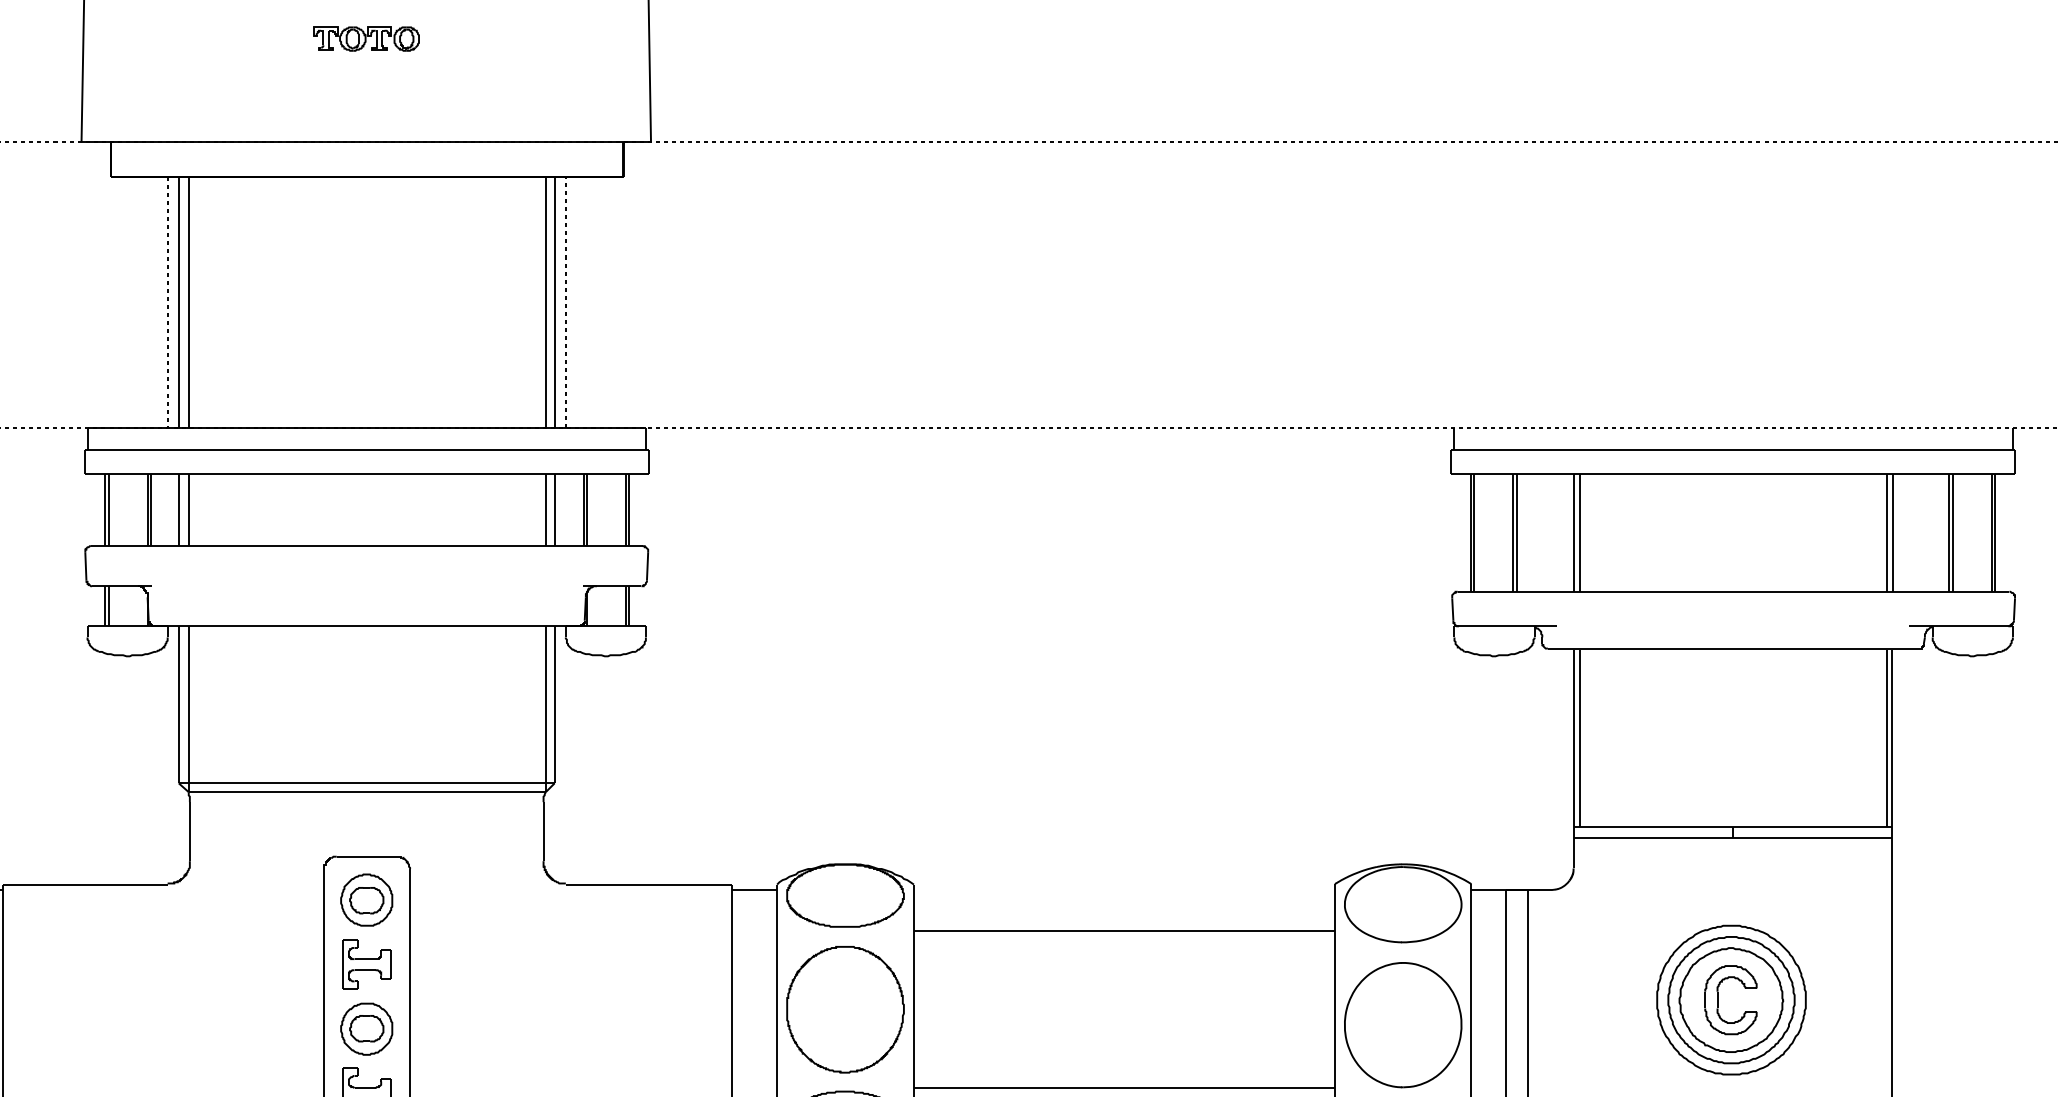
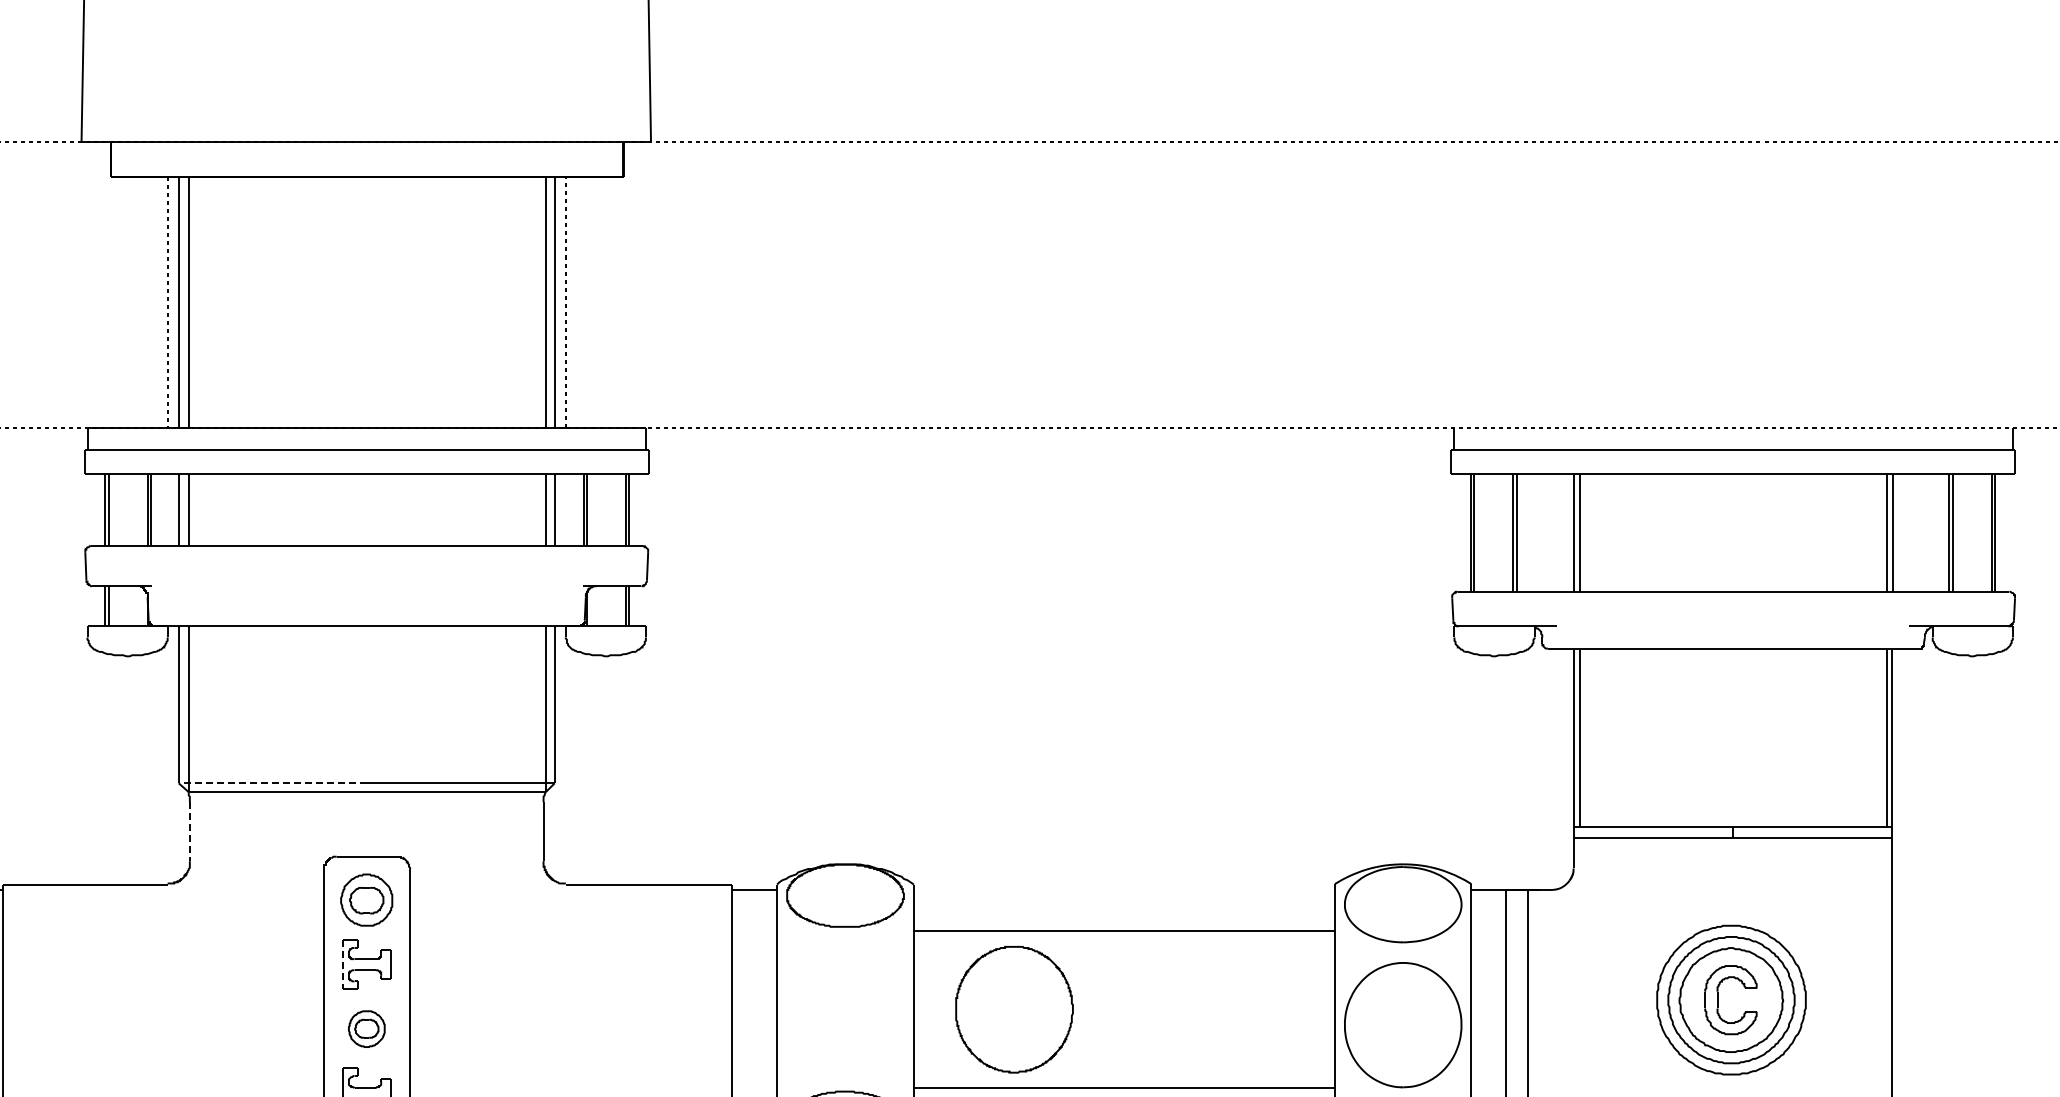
part: present -> none (366, 38)
line: solid -> dashed (272, 783)
line: solid -> dashed (189, 831)
line: solid -> dashed (343, 965)
part position: (845, 1009) -> (1014, 1009) (1014, 1009)
part size: 54x54 px -> 38x38 px (366, 1028)
